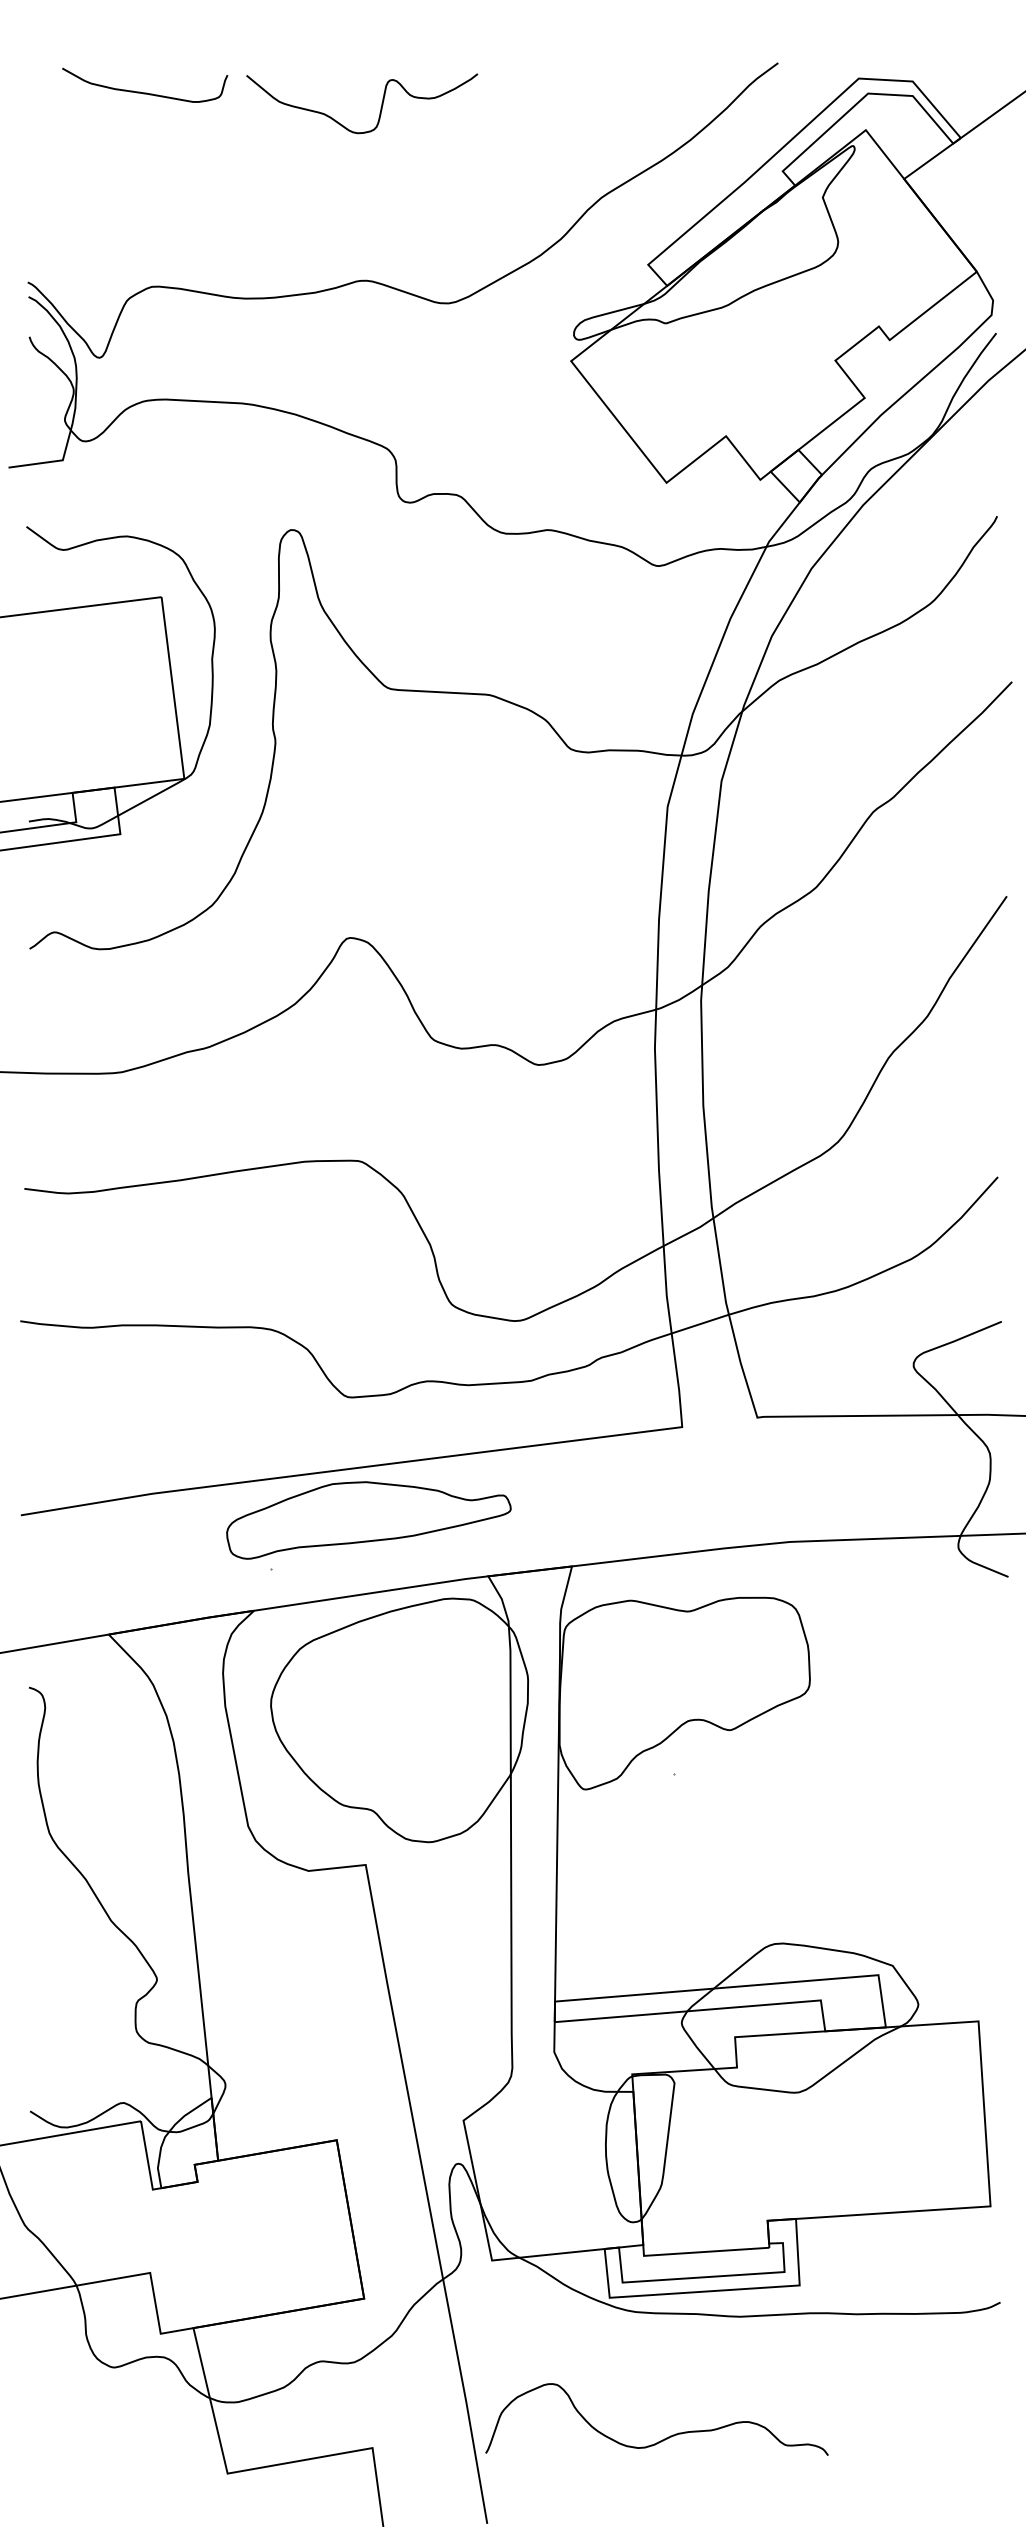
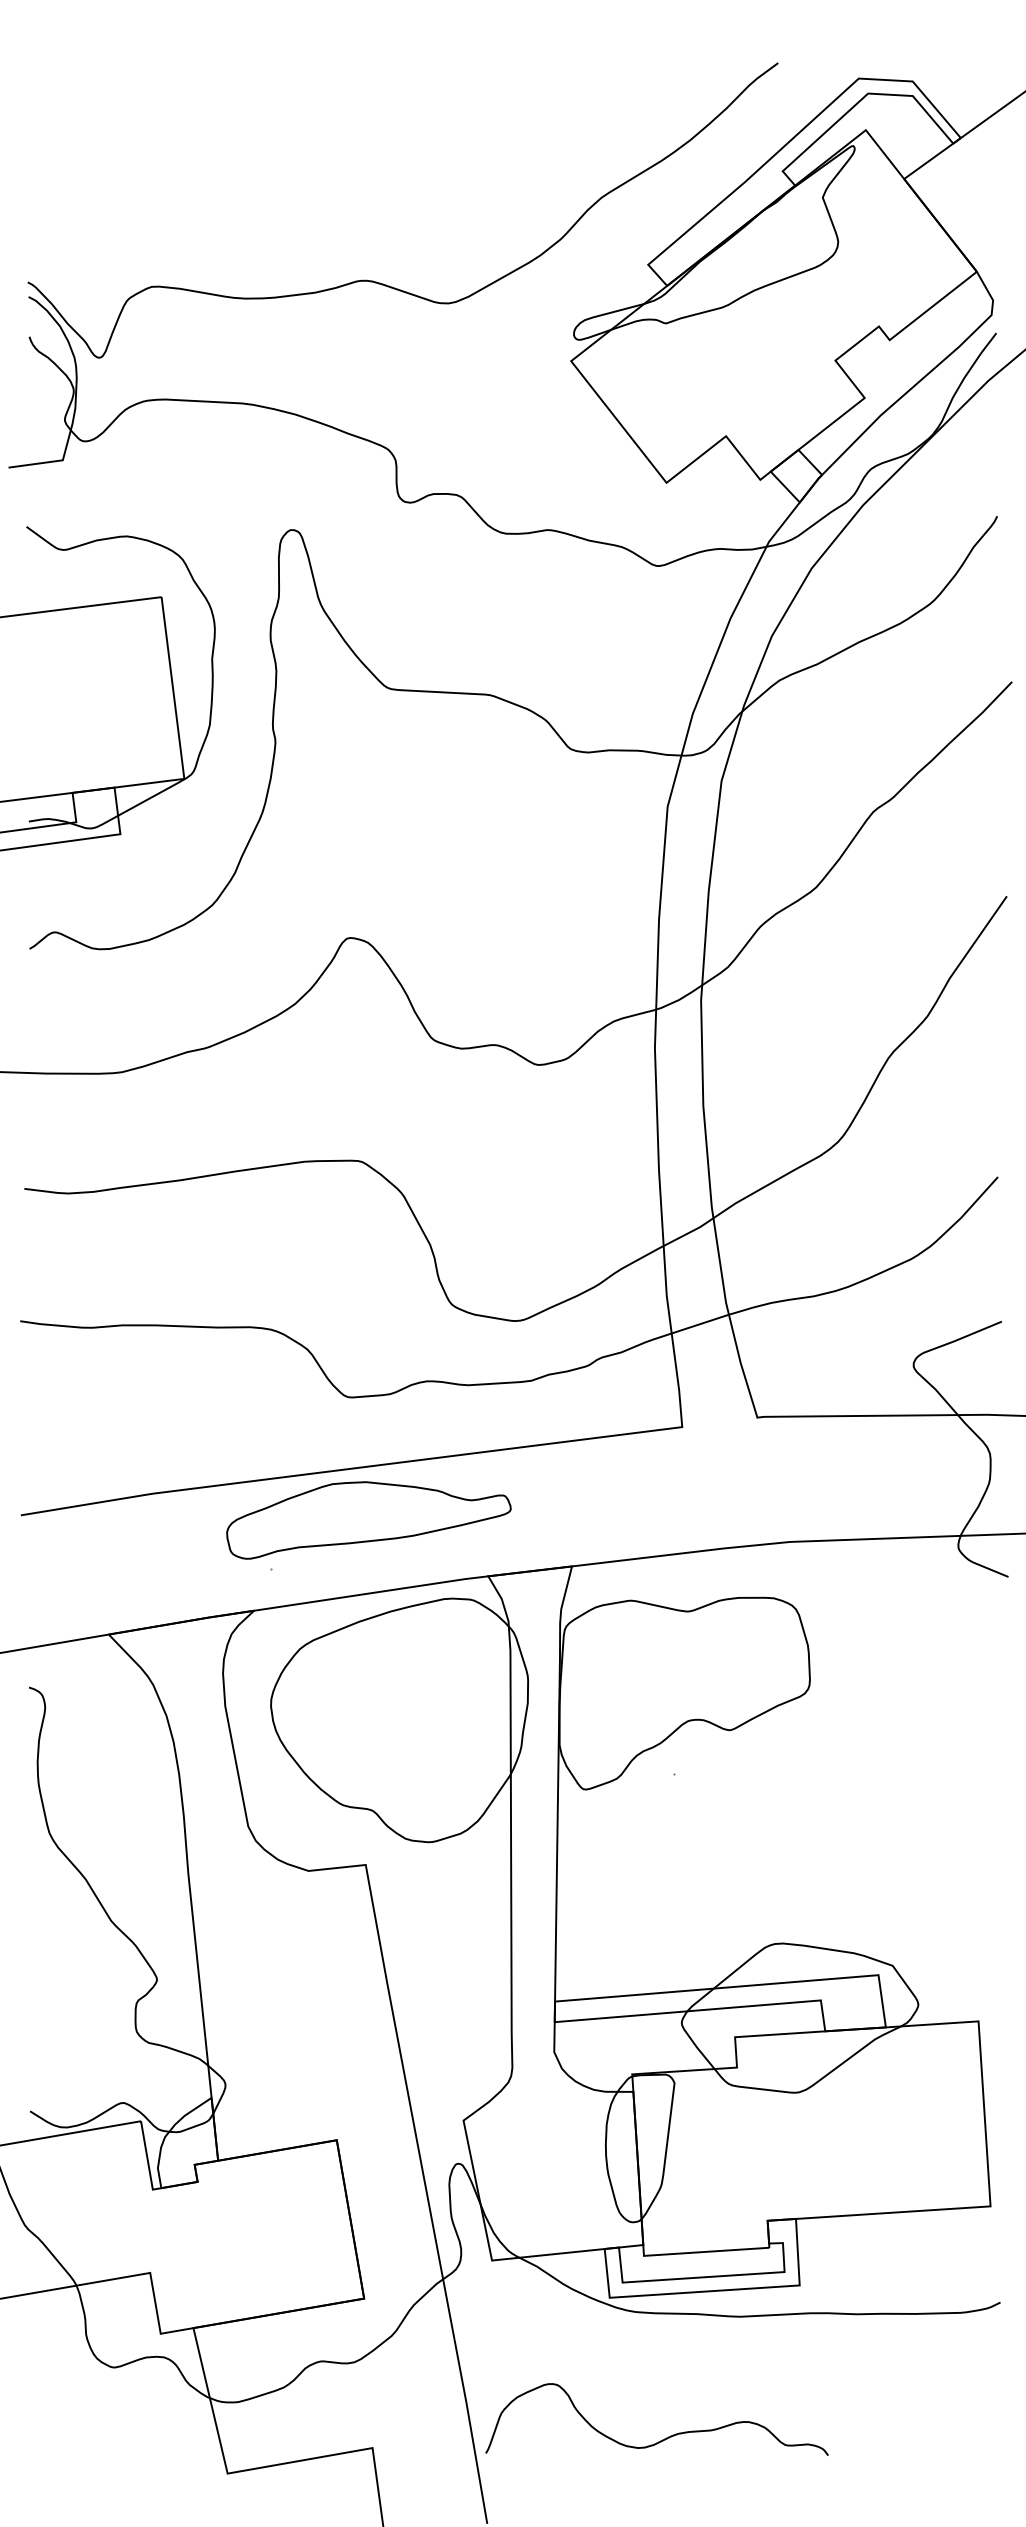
curve: present -> none (145, 92)
curve: present -> none (380, 107)
